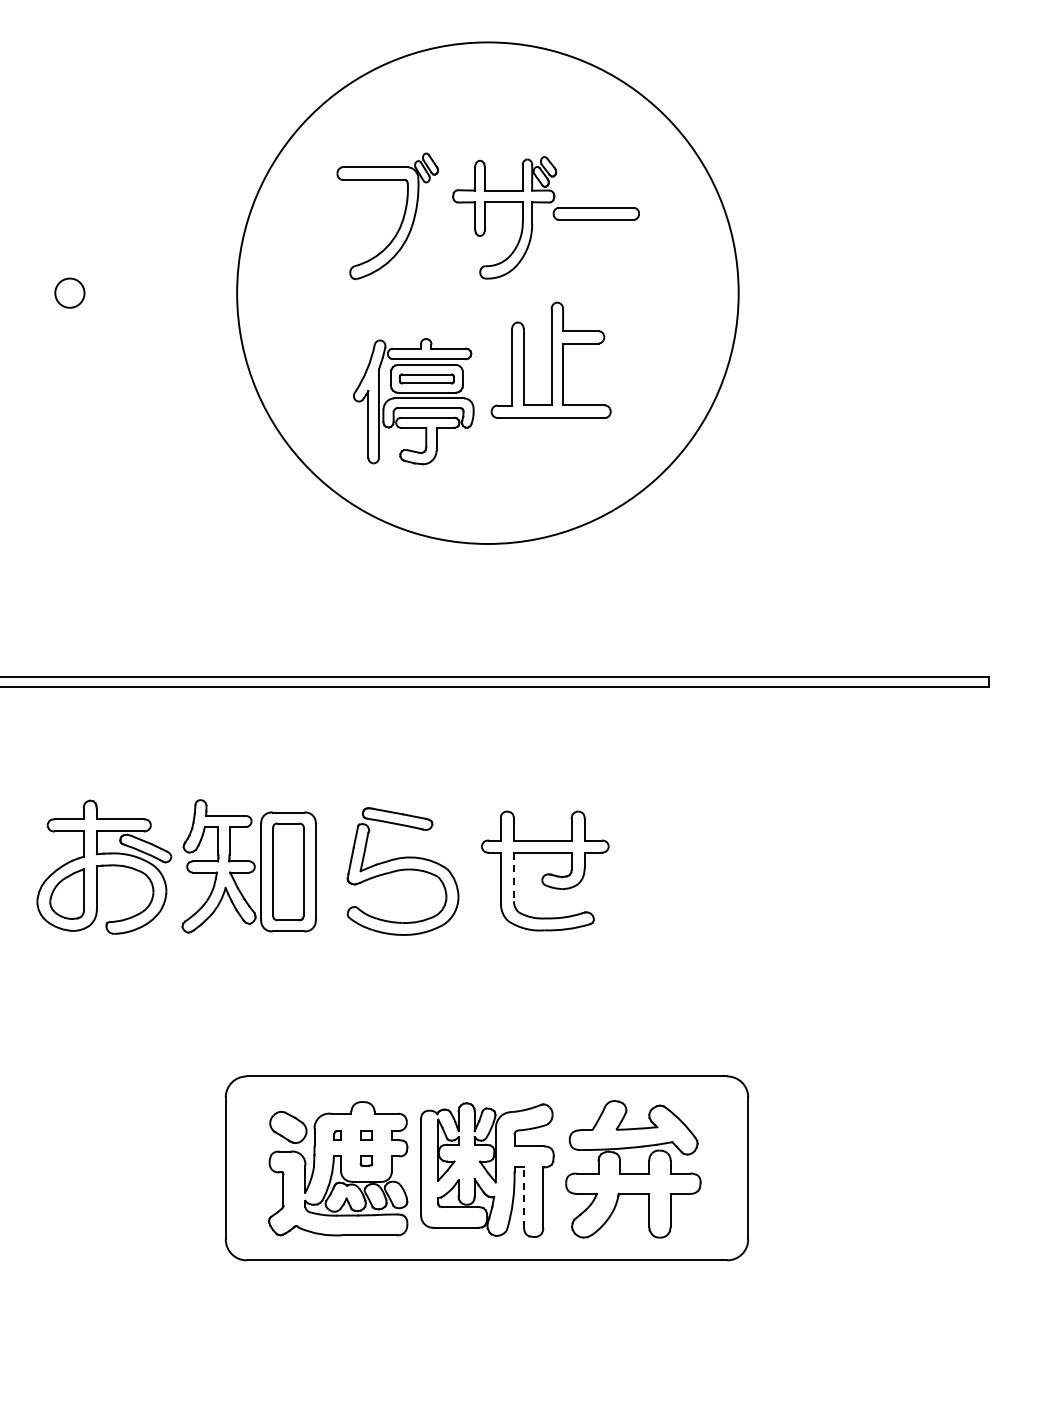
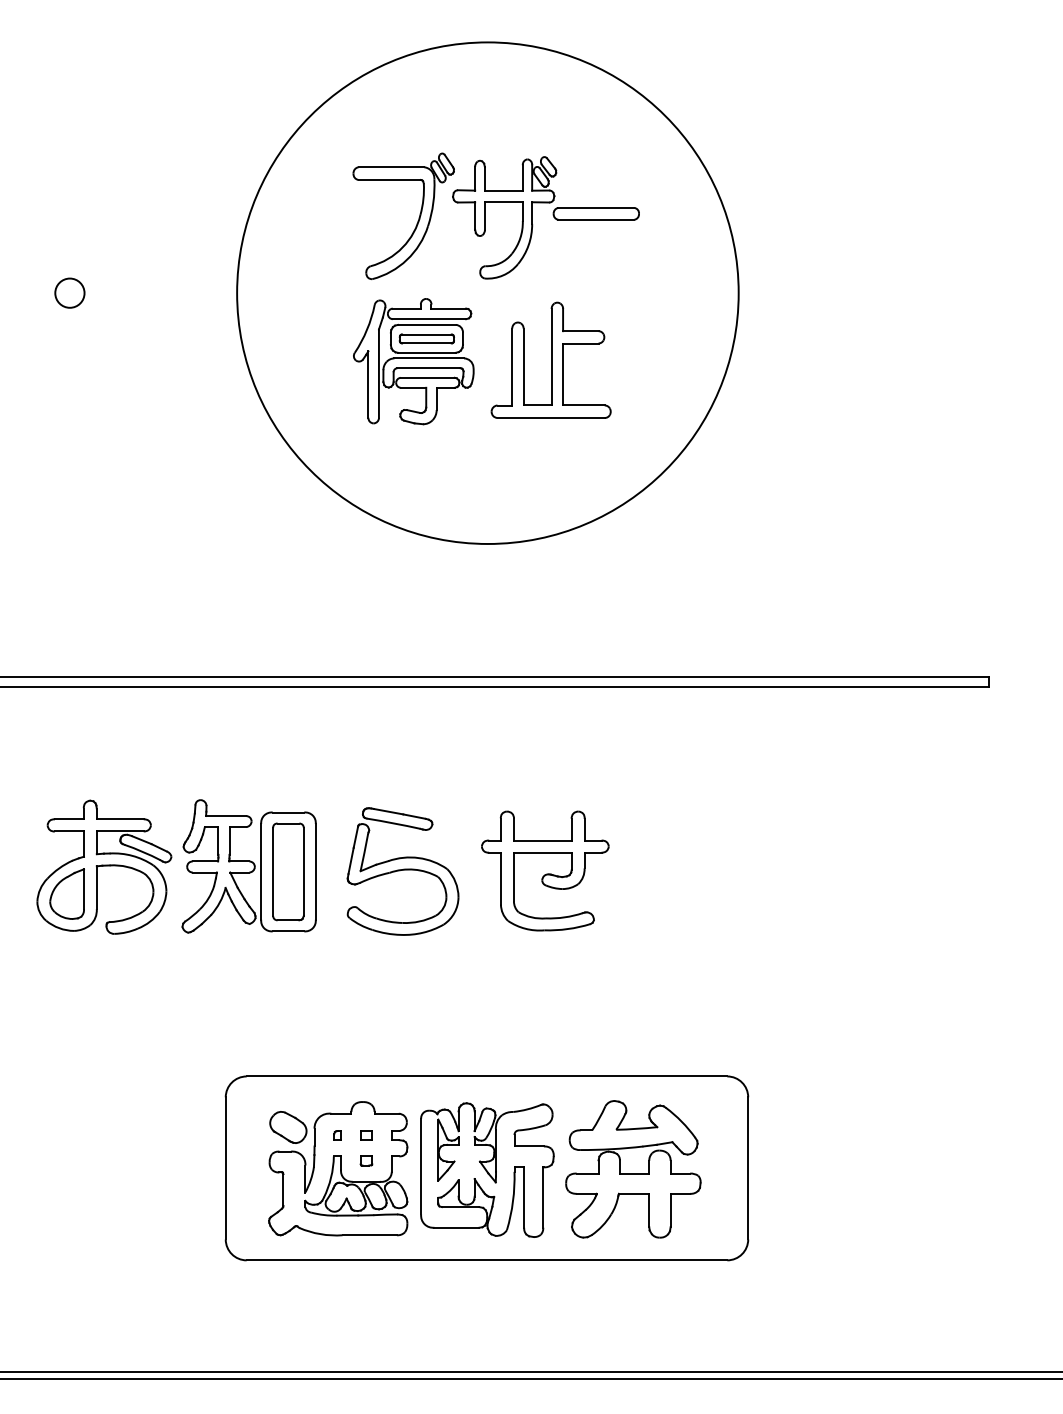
part position: (401, 220) -> (417, 220) (417, 220)
part position: (413, 401) -> (413, 361) (413, 361)
line: dashed -> solid (513, 877)
line: dashed -> solid (524, 1197)
line: none -> present (530, 1371)
line: none -> present (530, 1379)
